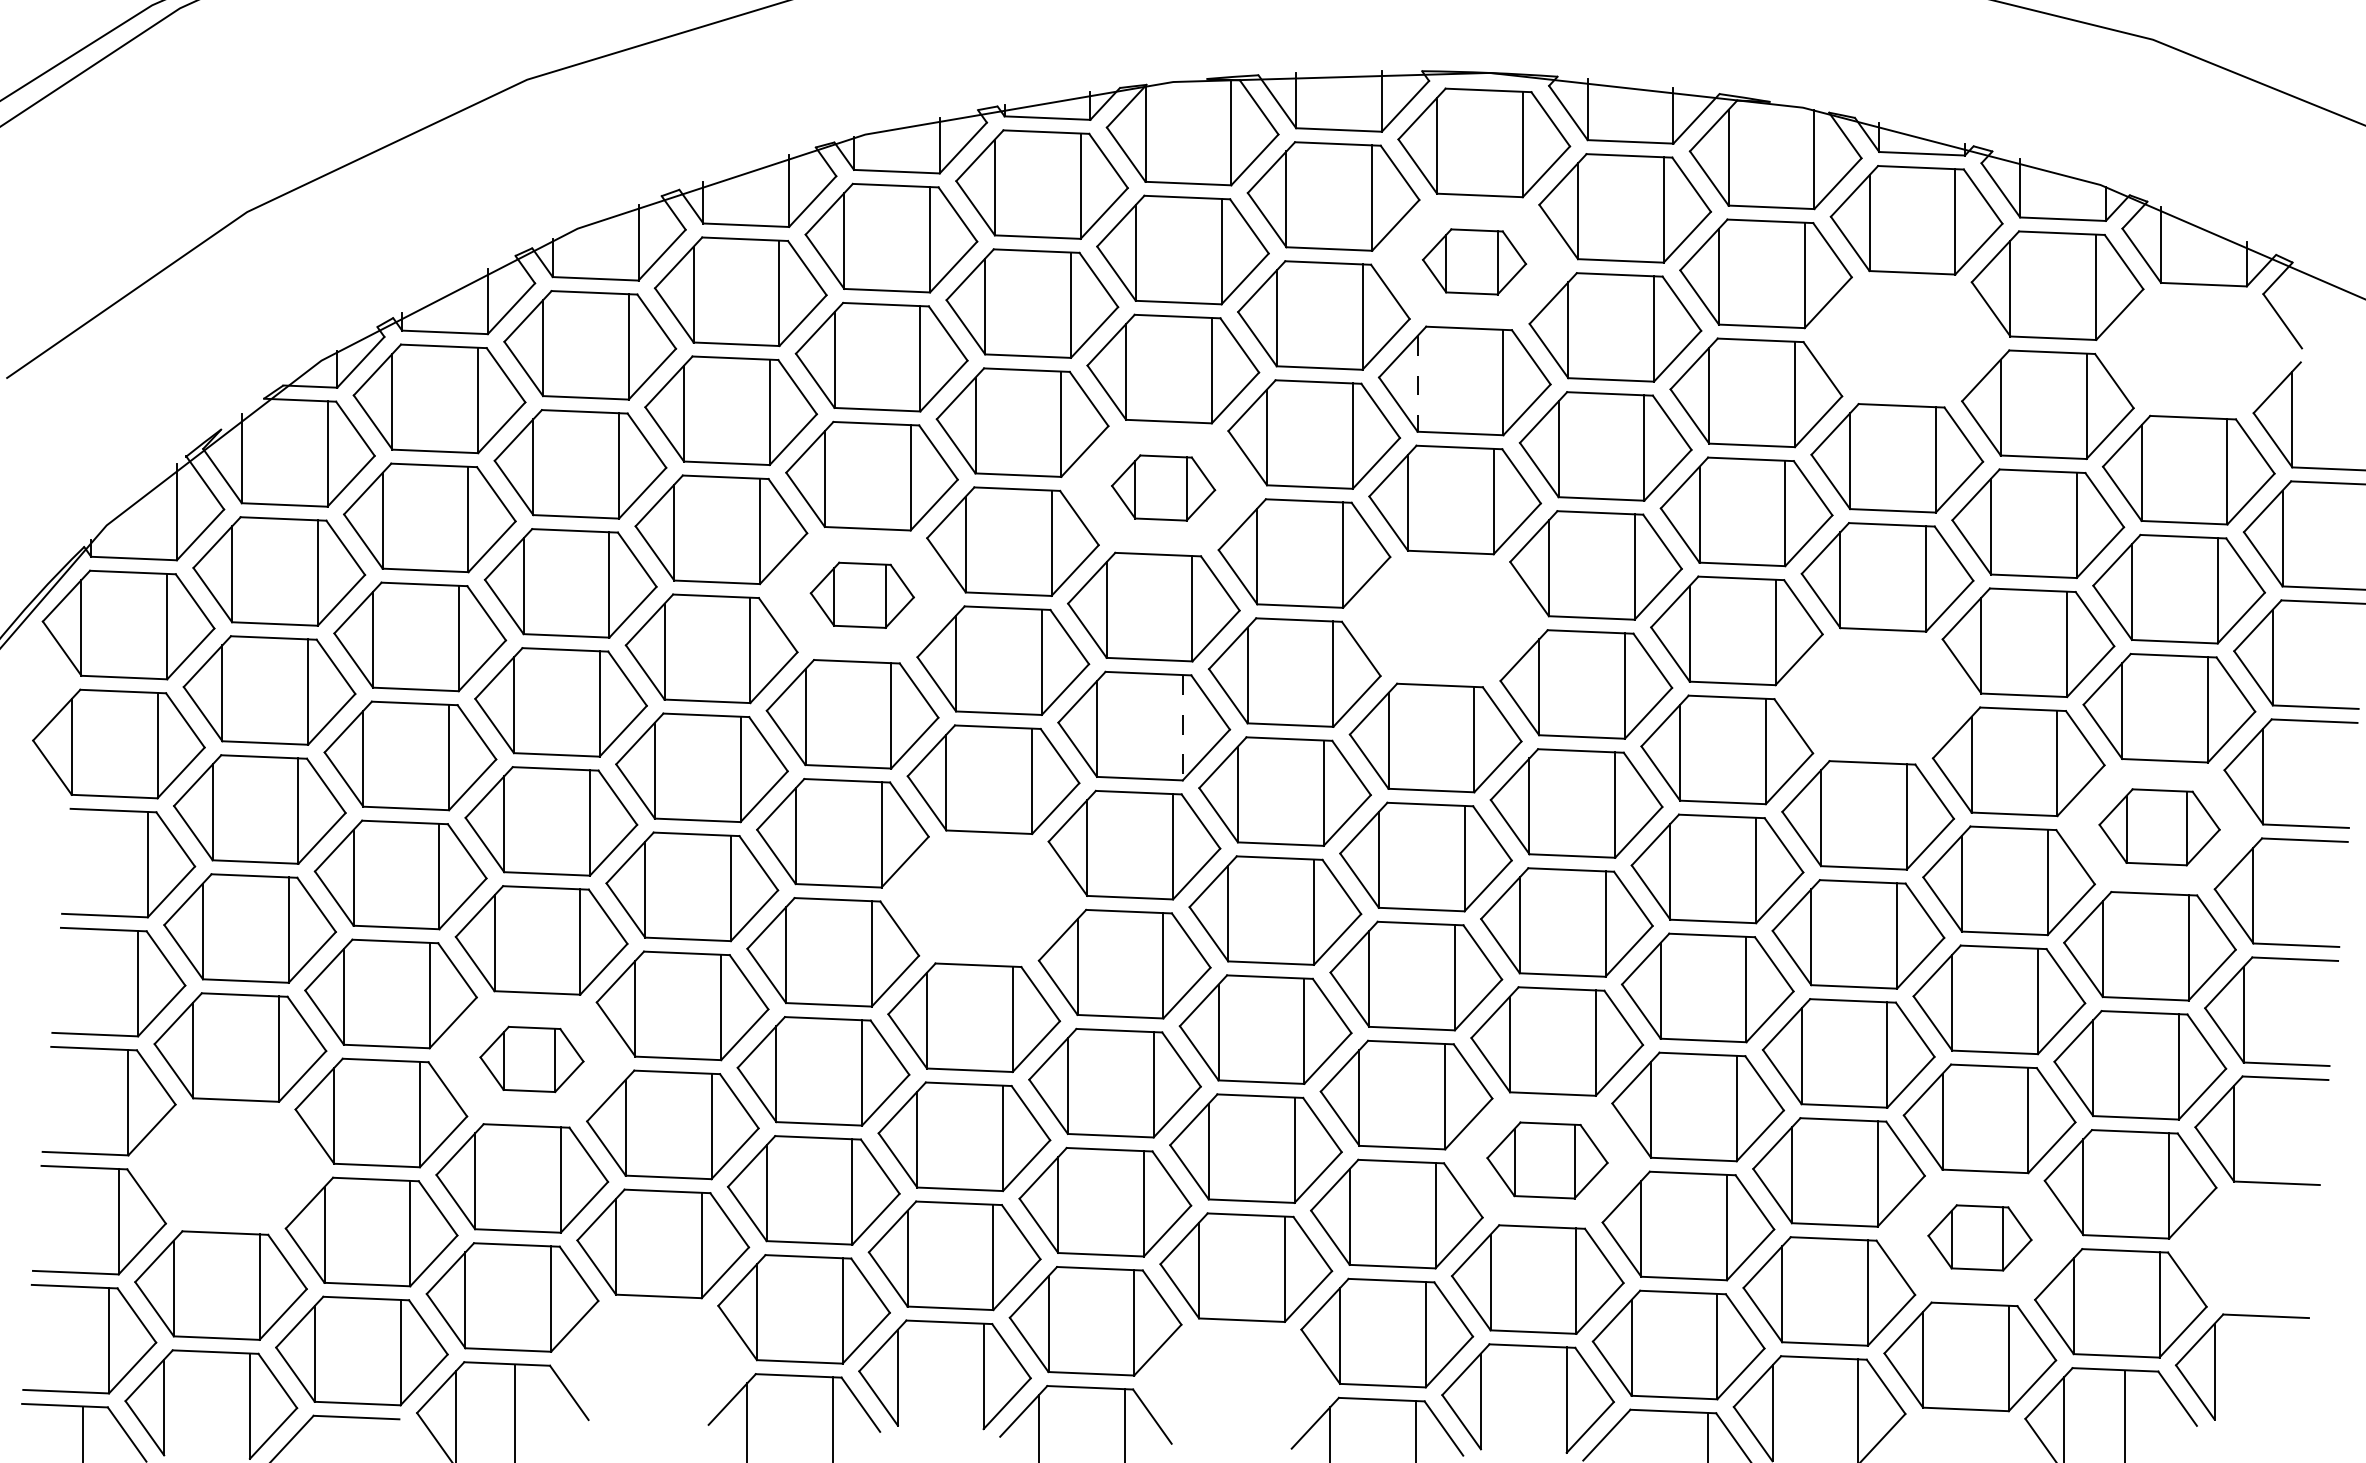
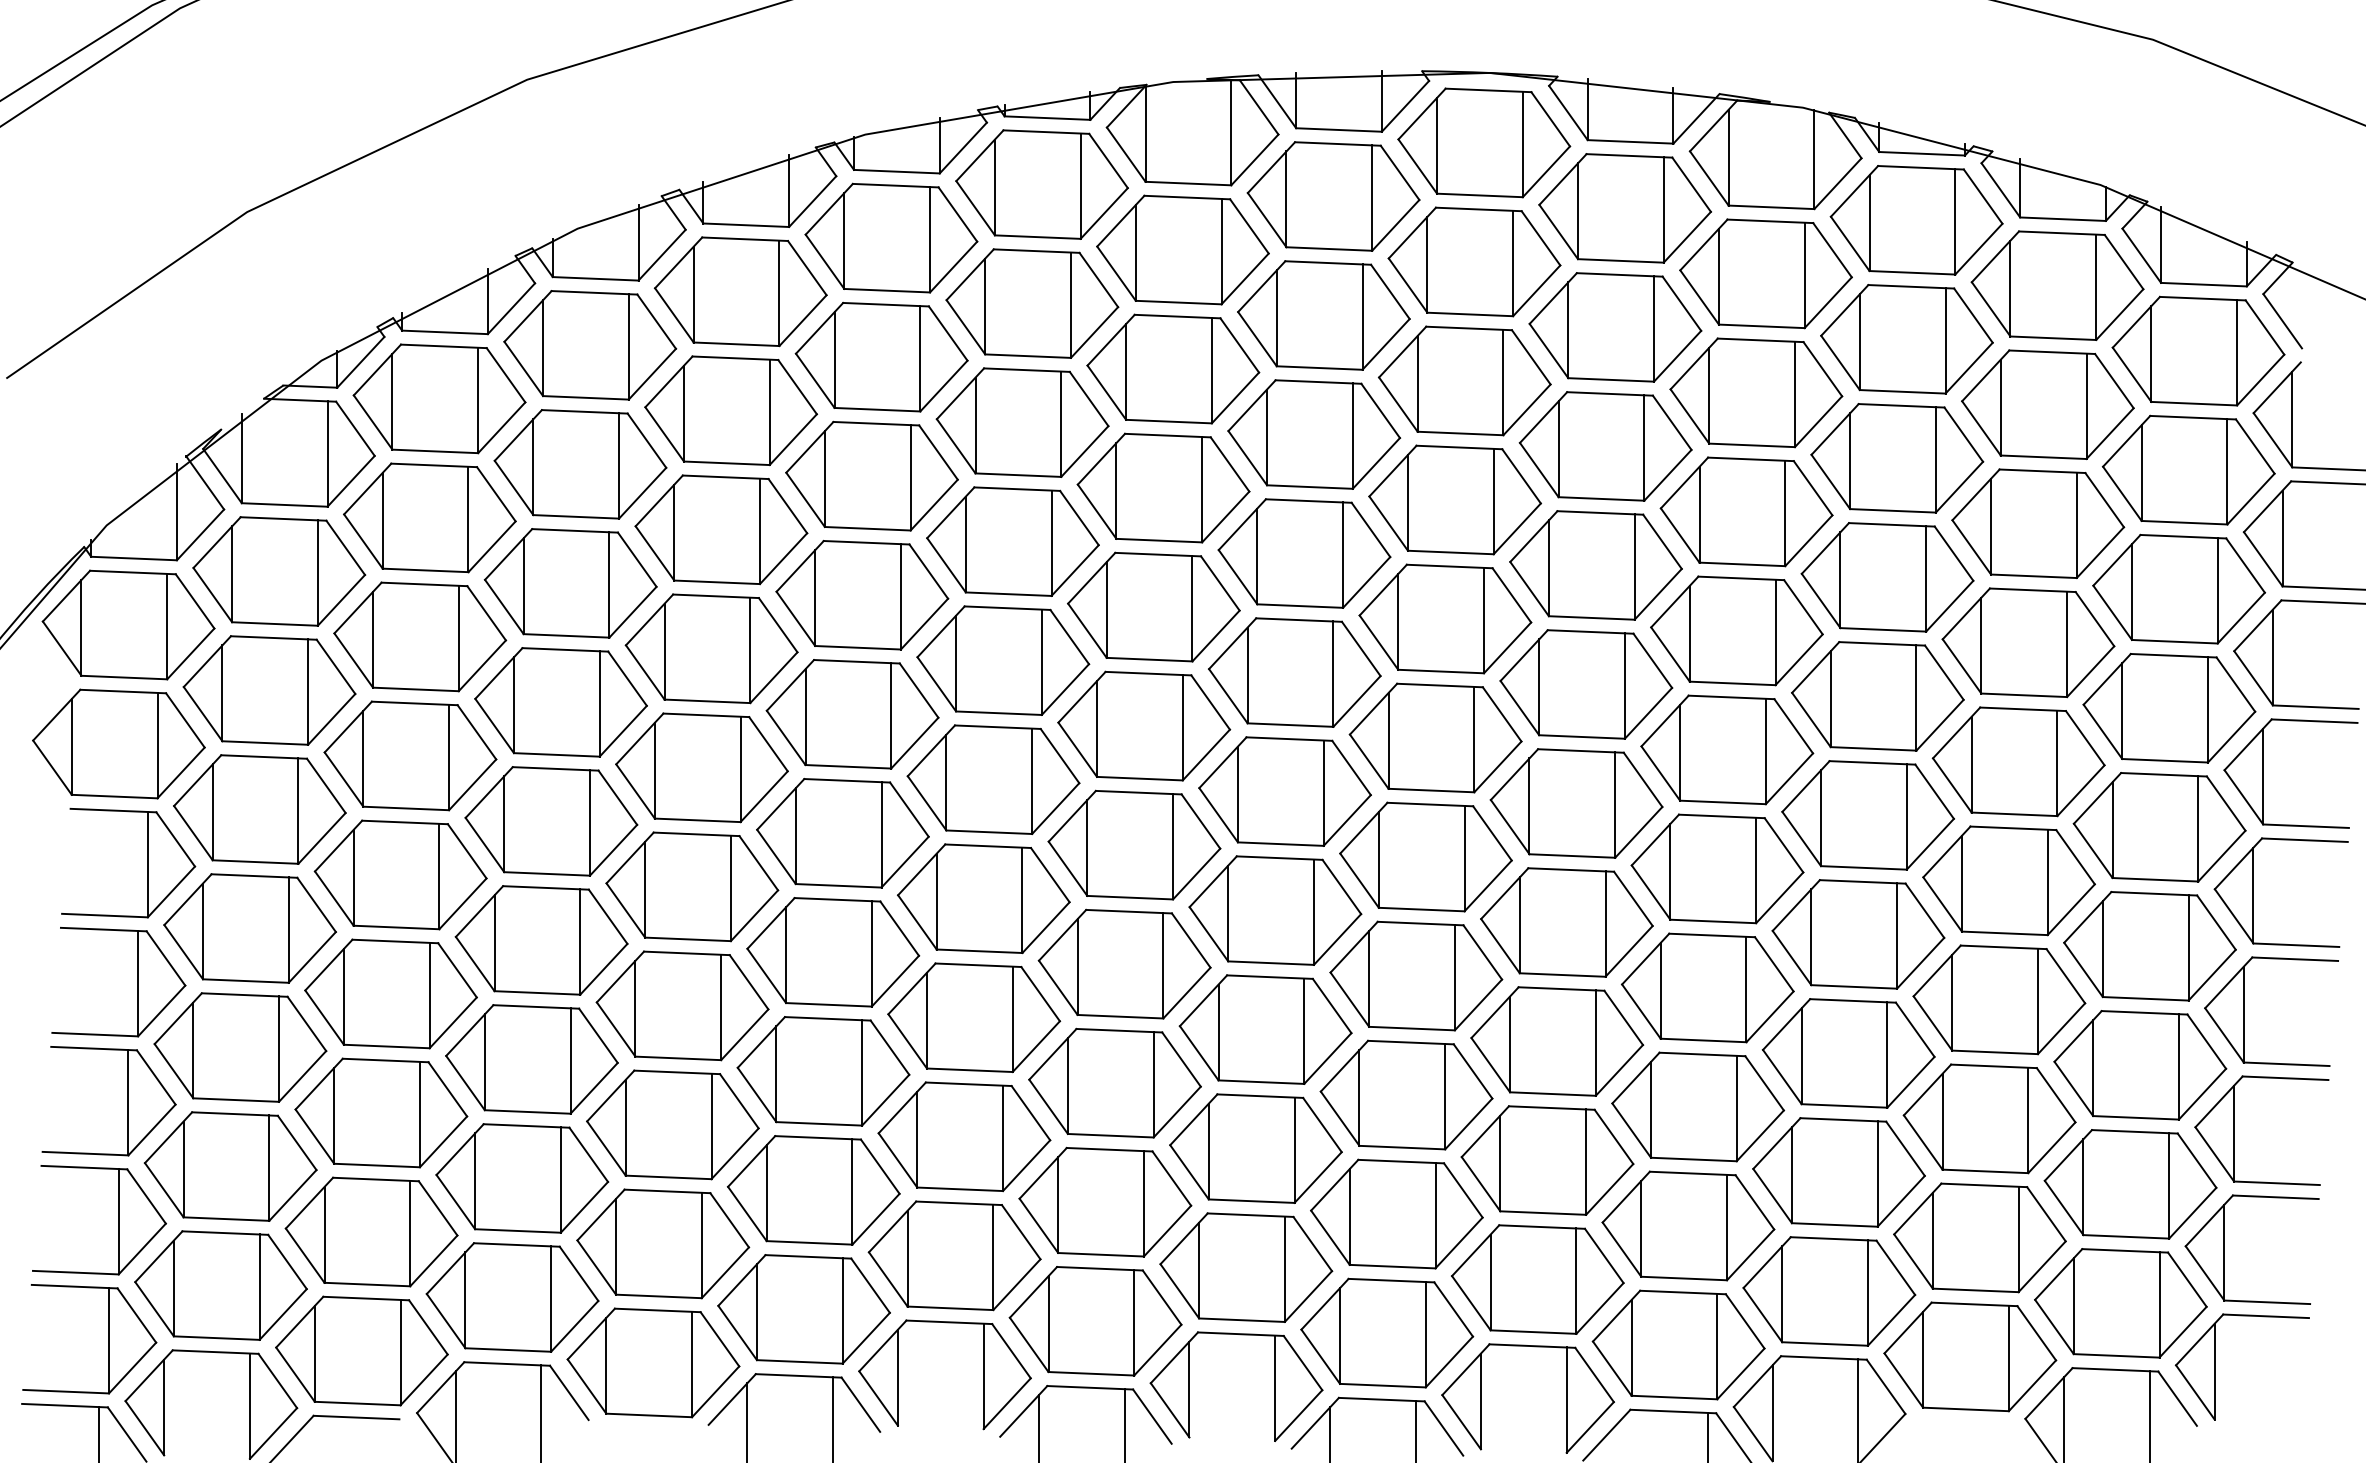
part size: 107x68 px -> 175x112 px (1474, 261)
part: none -> present (1906, 339)
part: none -> present (2198, 350)
line: dashed -> solid (1417, 383)
part size: 106x68 px -> 175x112 px (1163, 487)
part size: 106x68 px -> 175x111 px (862, 595)
part: none -> present (1445, 618)
part: none -> present (1877, 696)
line: dashed -> solid (1182, 727)
part size: 123x79 px -> 175x111 px (2159, 827)
part: none -> present (983, 898)
part size: 106x69 px -> 174x111 px (531, 1059)
part size: 123x79 px -> 175x111 px (1547, 1160)
part: none -> present (230, 1166)
part size: 106x68 px -> 174x112 px (1979, 1237)
part: none -> present (2224, 1249)
part: none -> present (653, 1362)
part: none -> present (1274, 1386)
line position: (515, 1412) -> (541, 1412) (541, 1412)
line position: (2124, 1415) -> (2149, 1415) (2149, 1415)
line position: (83, 1433) -> (99, 1433) (99, 1433)
